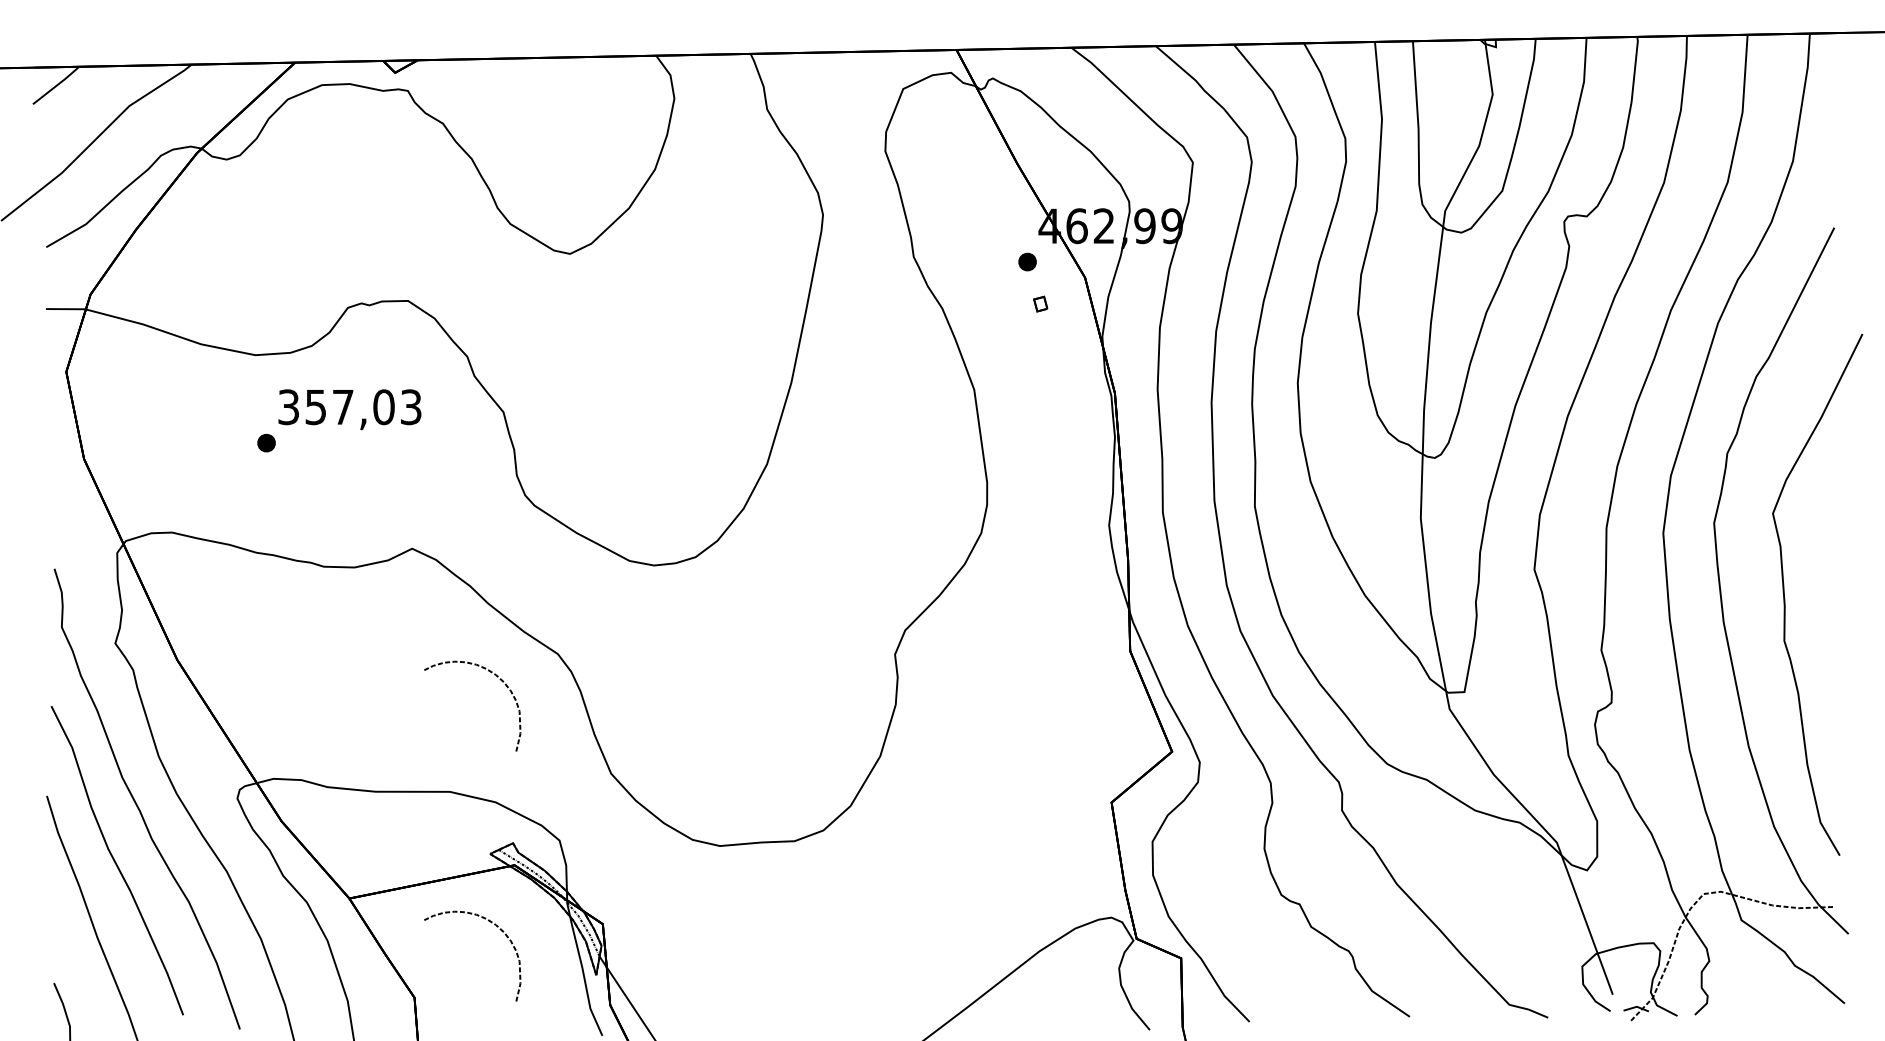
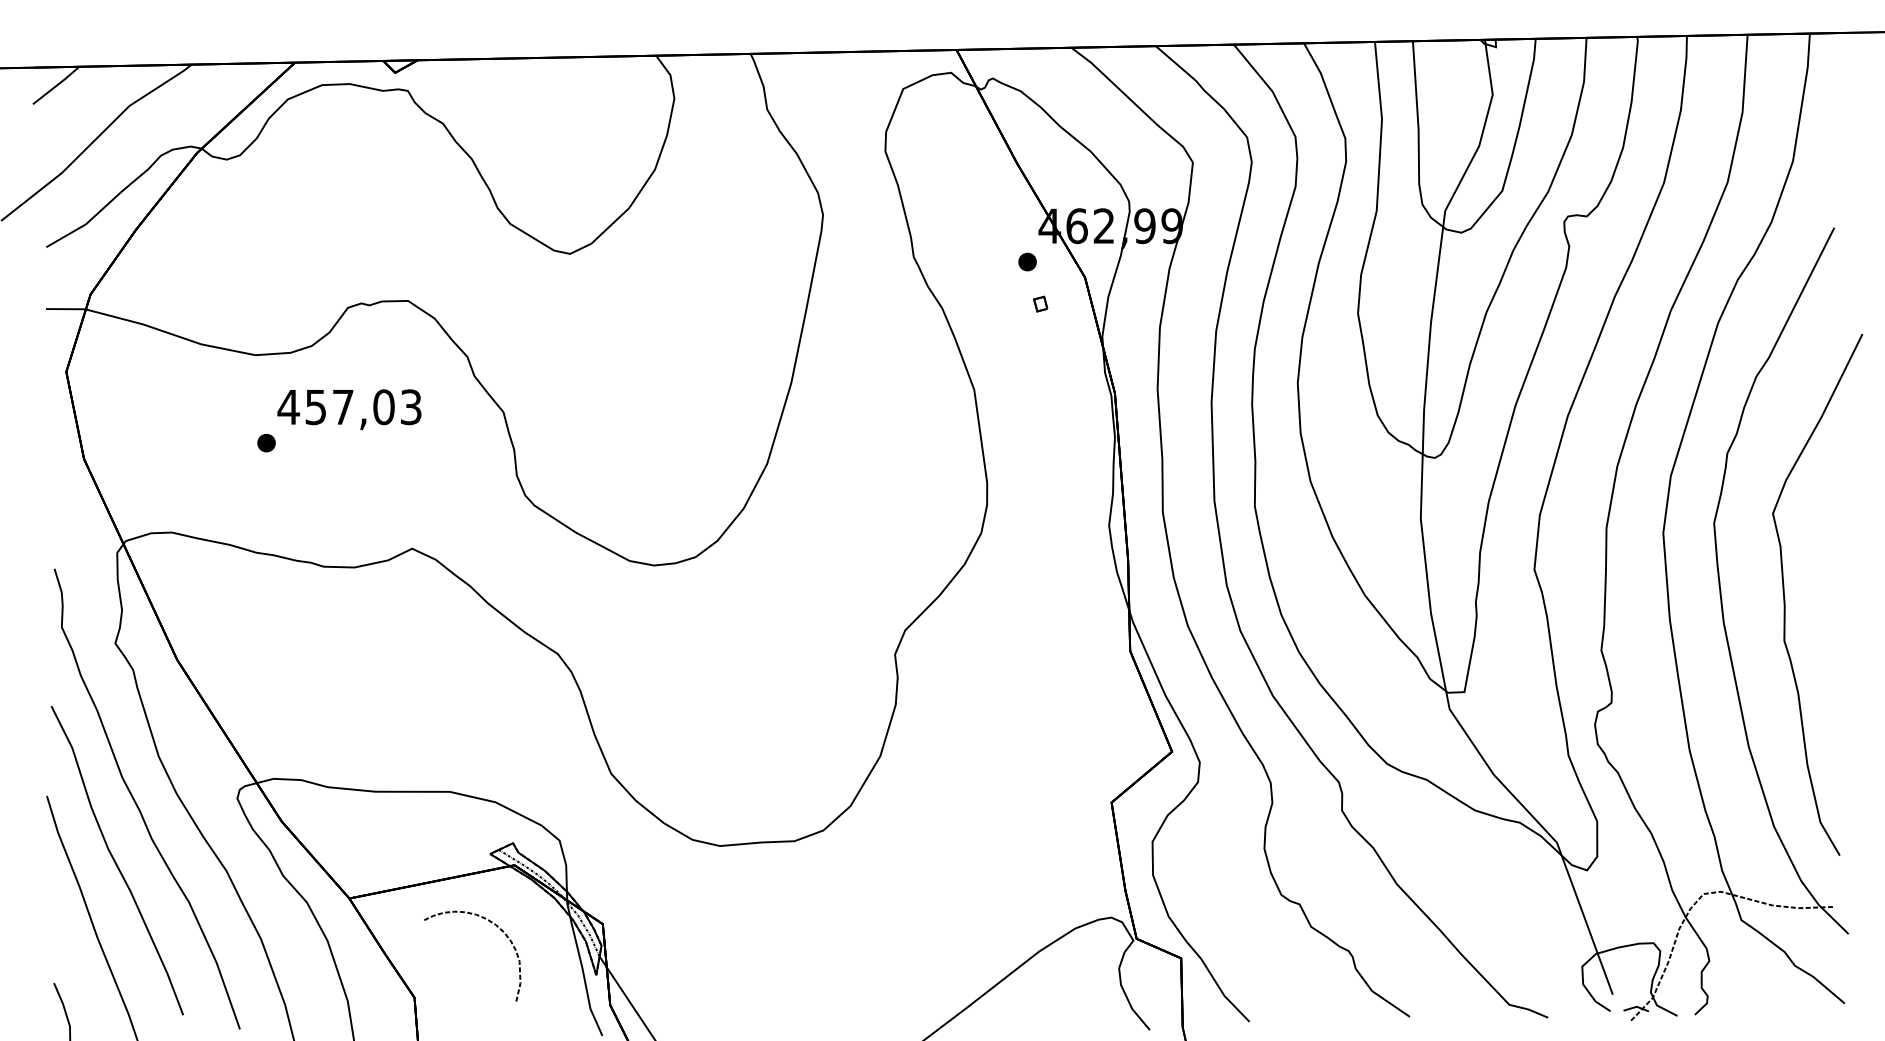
text: 357,03 -> 457,03 (288, 407)
curve: present -> none (494, 675)
